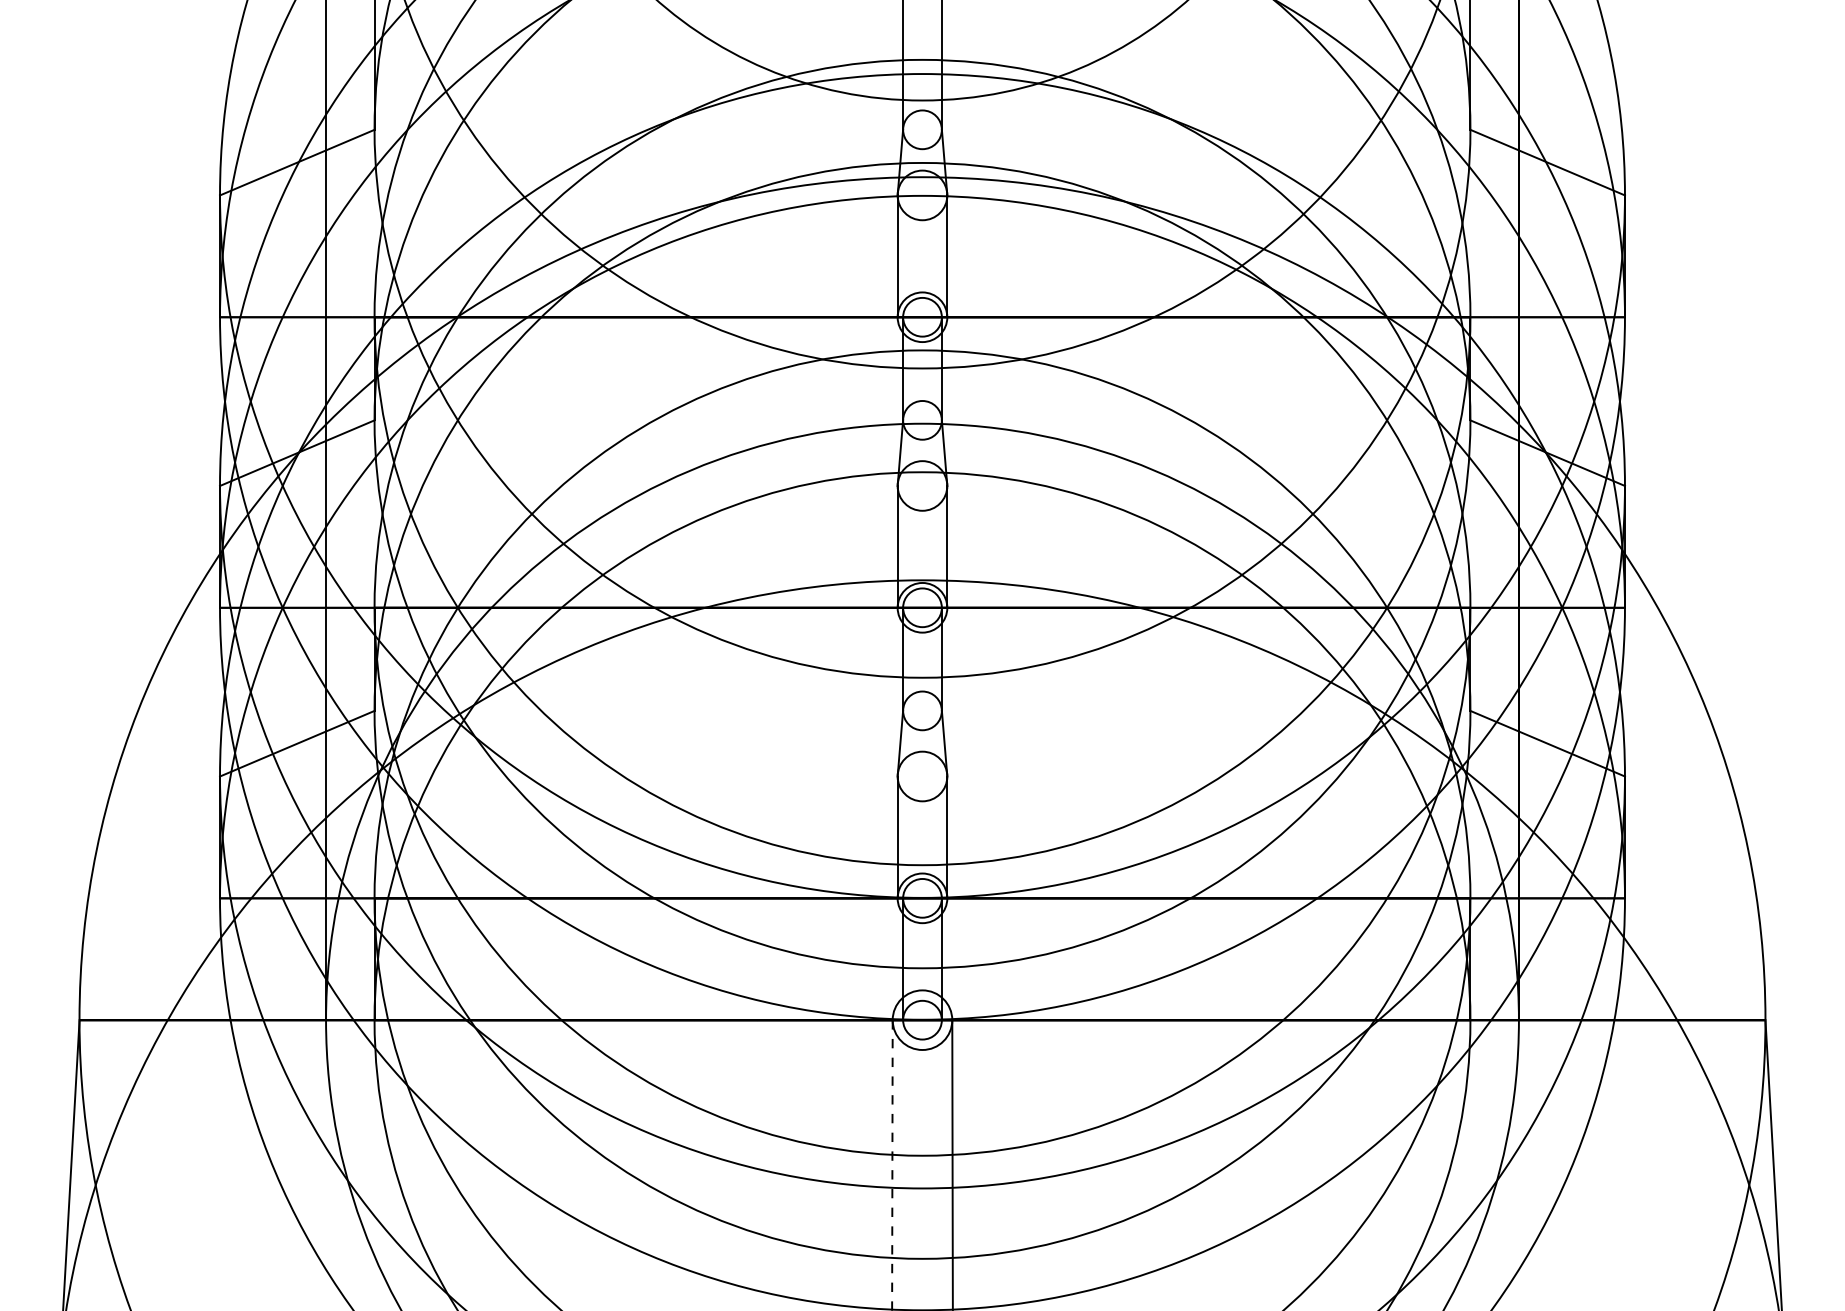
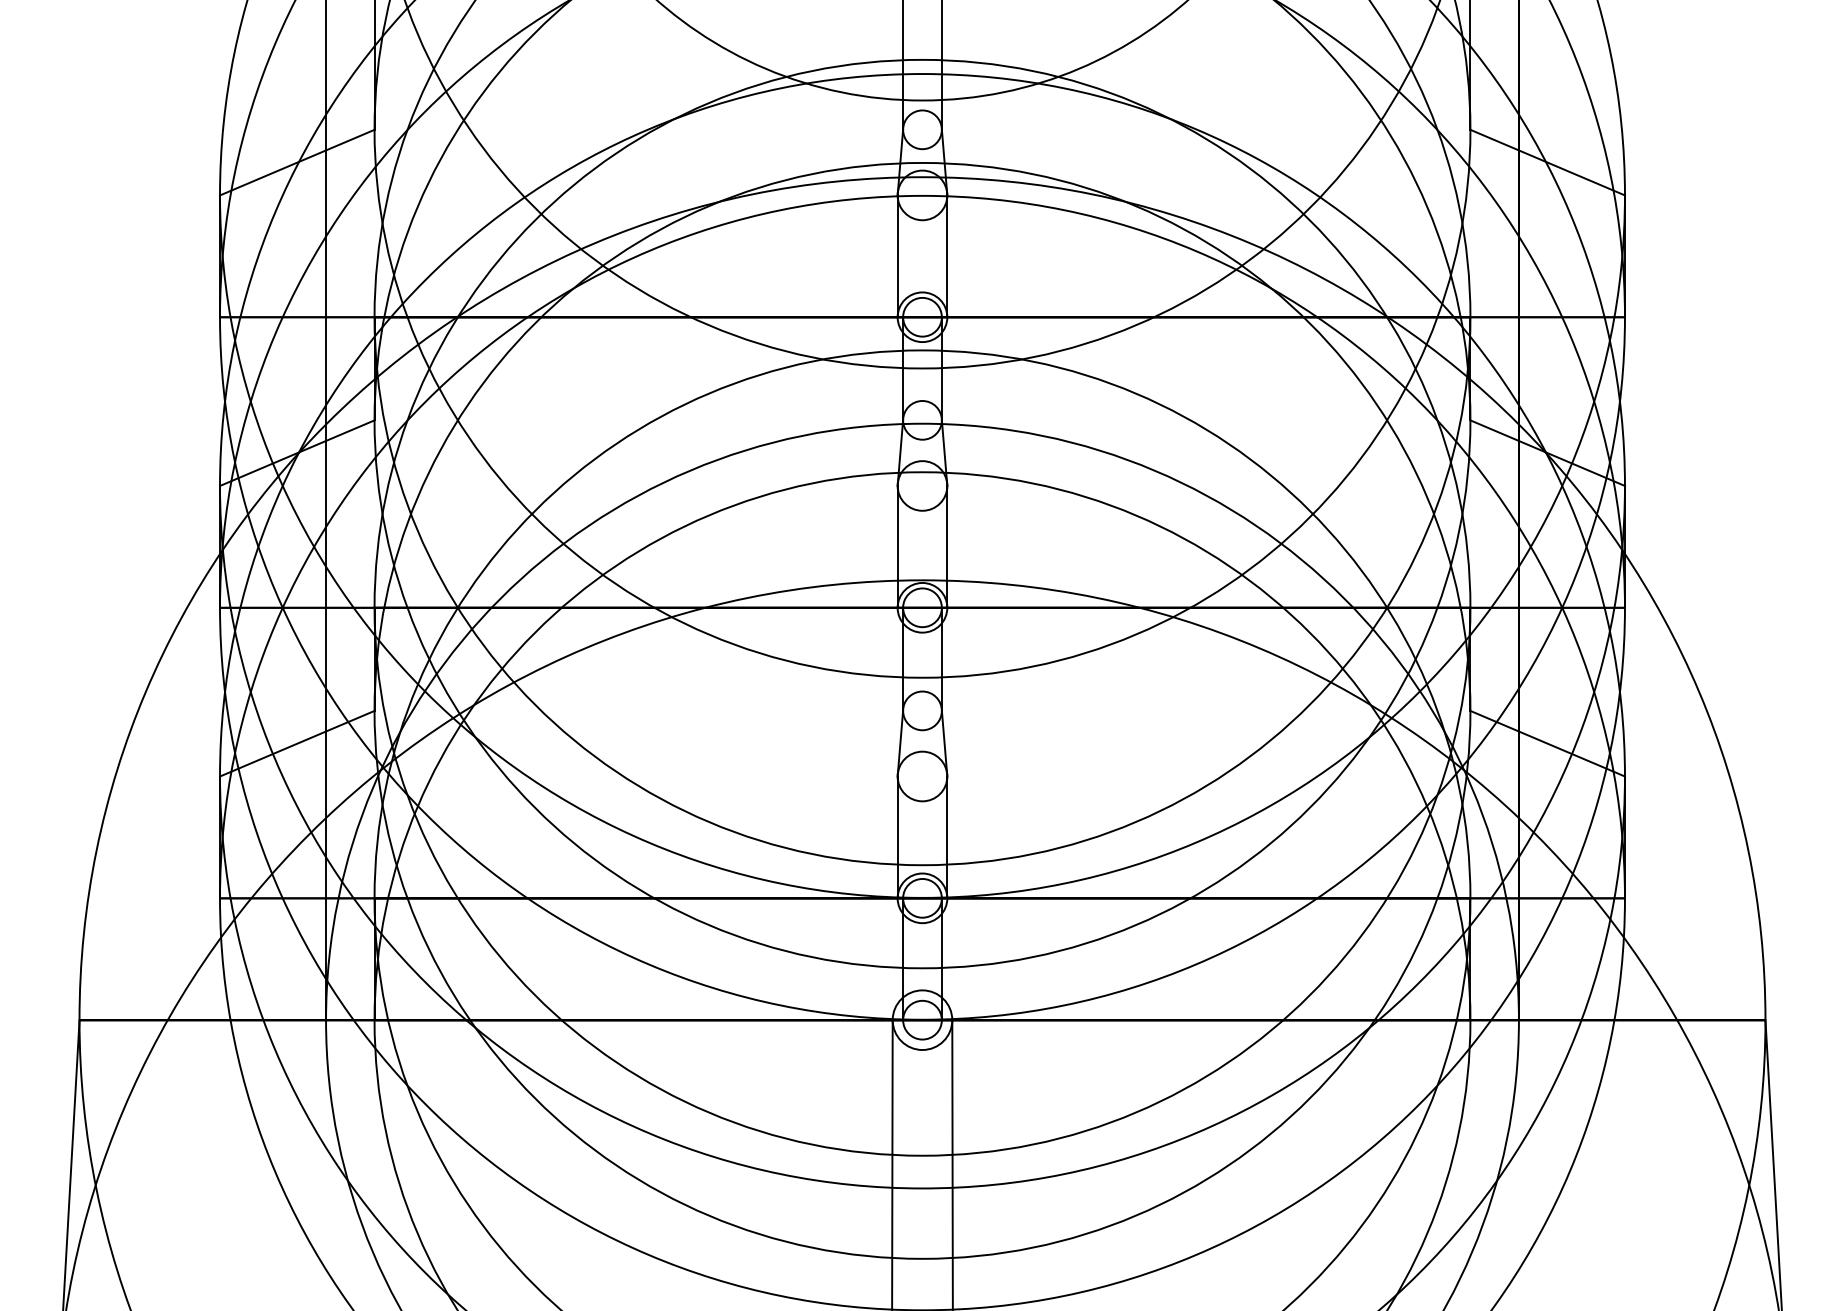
line: dashed -> solid (892, 1165)
